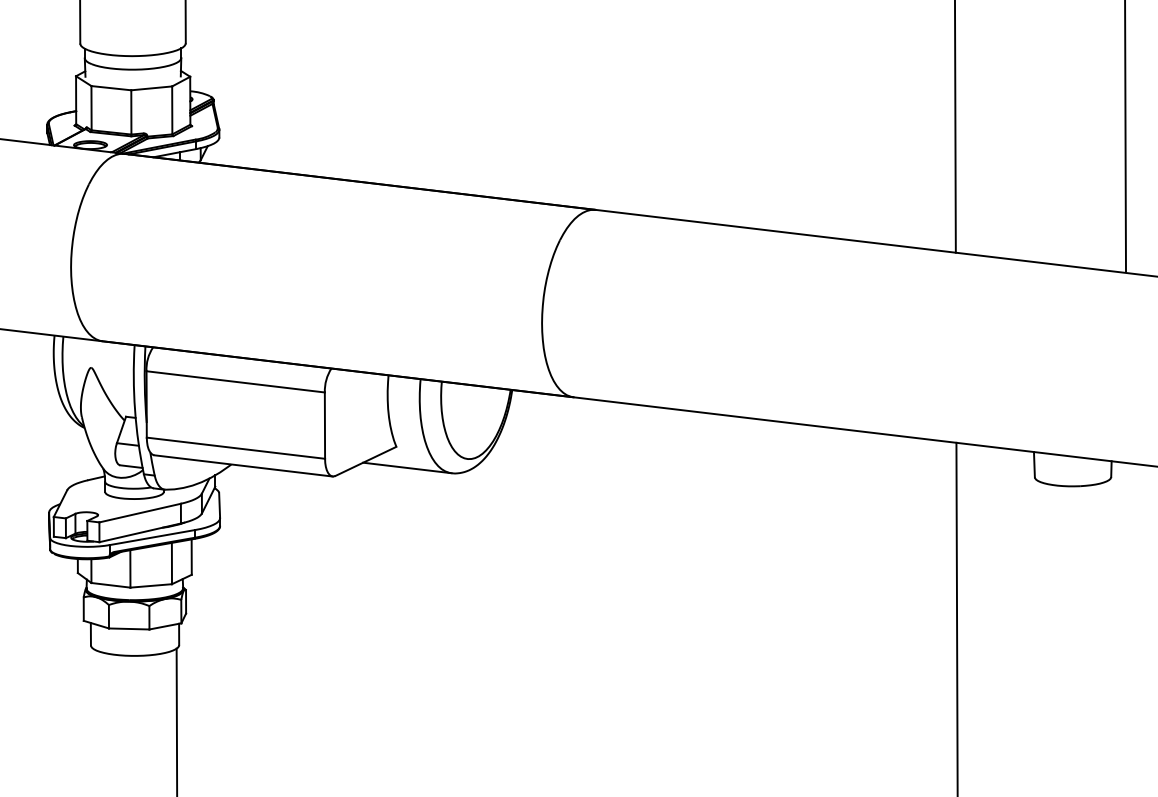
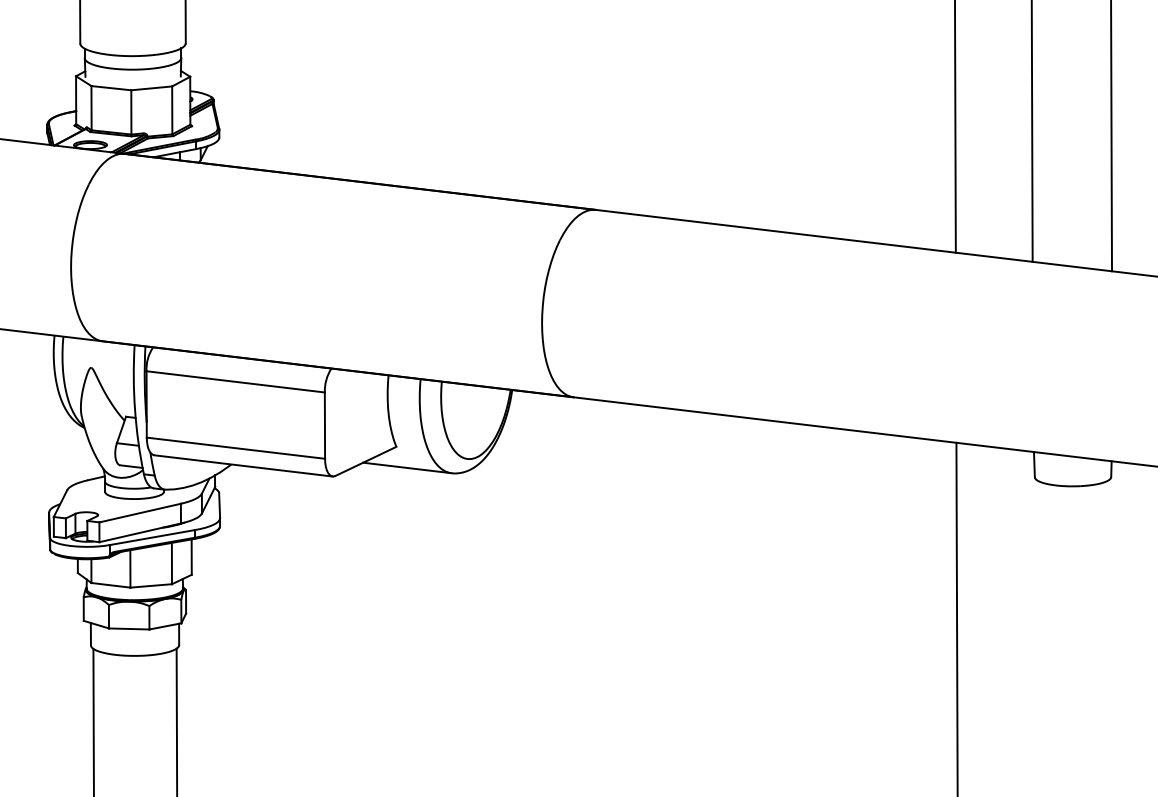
line: none -> present (1031, 131)
line position: (1125, 136) -> (1111, 136) (1111, 136)
line: none -> present (93, 720)
